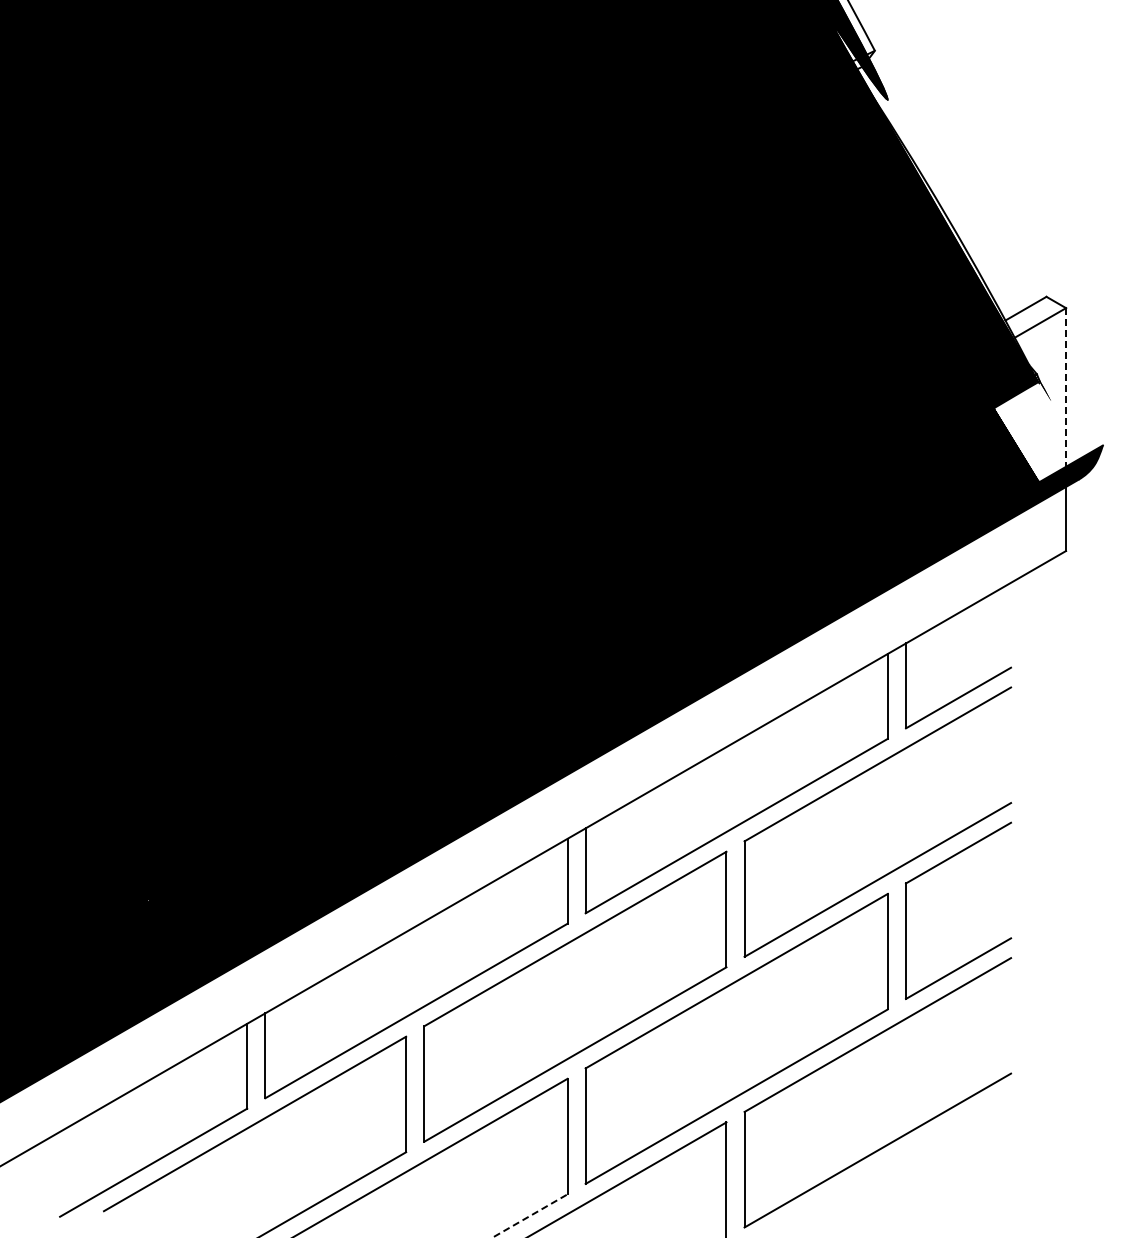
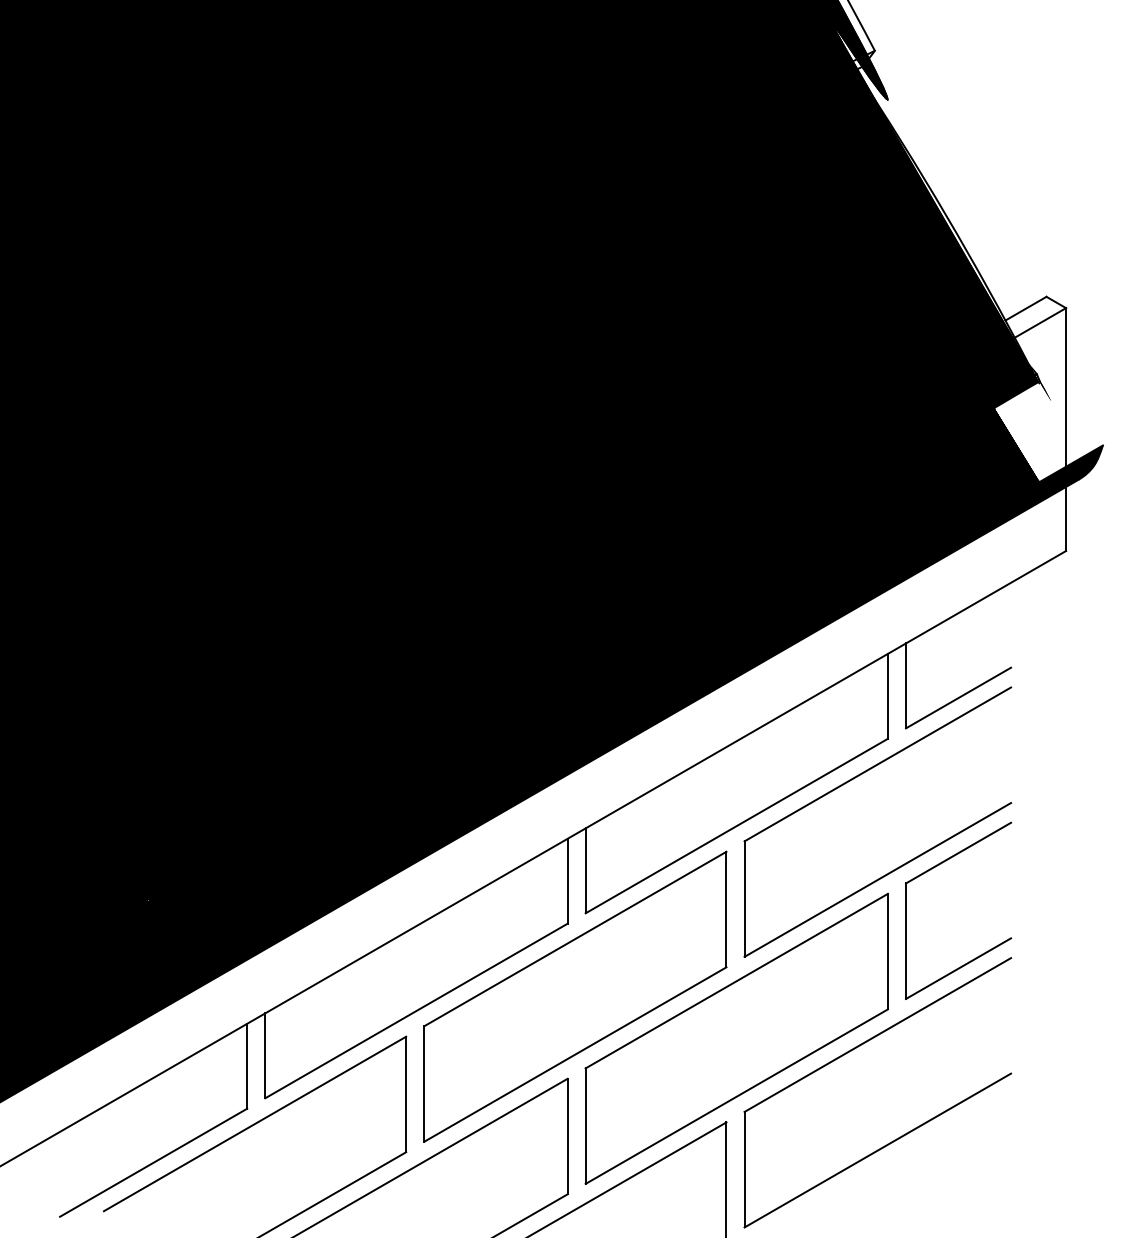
line: dashed -> solid (1066, 387)
line: dashed -> solid (530, 1215)
